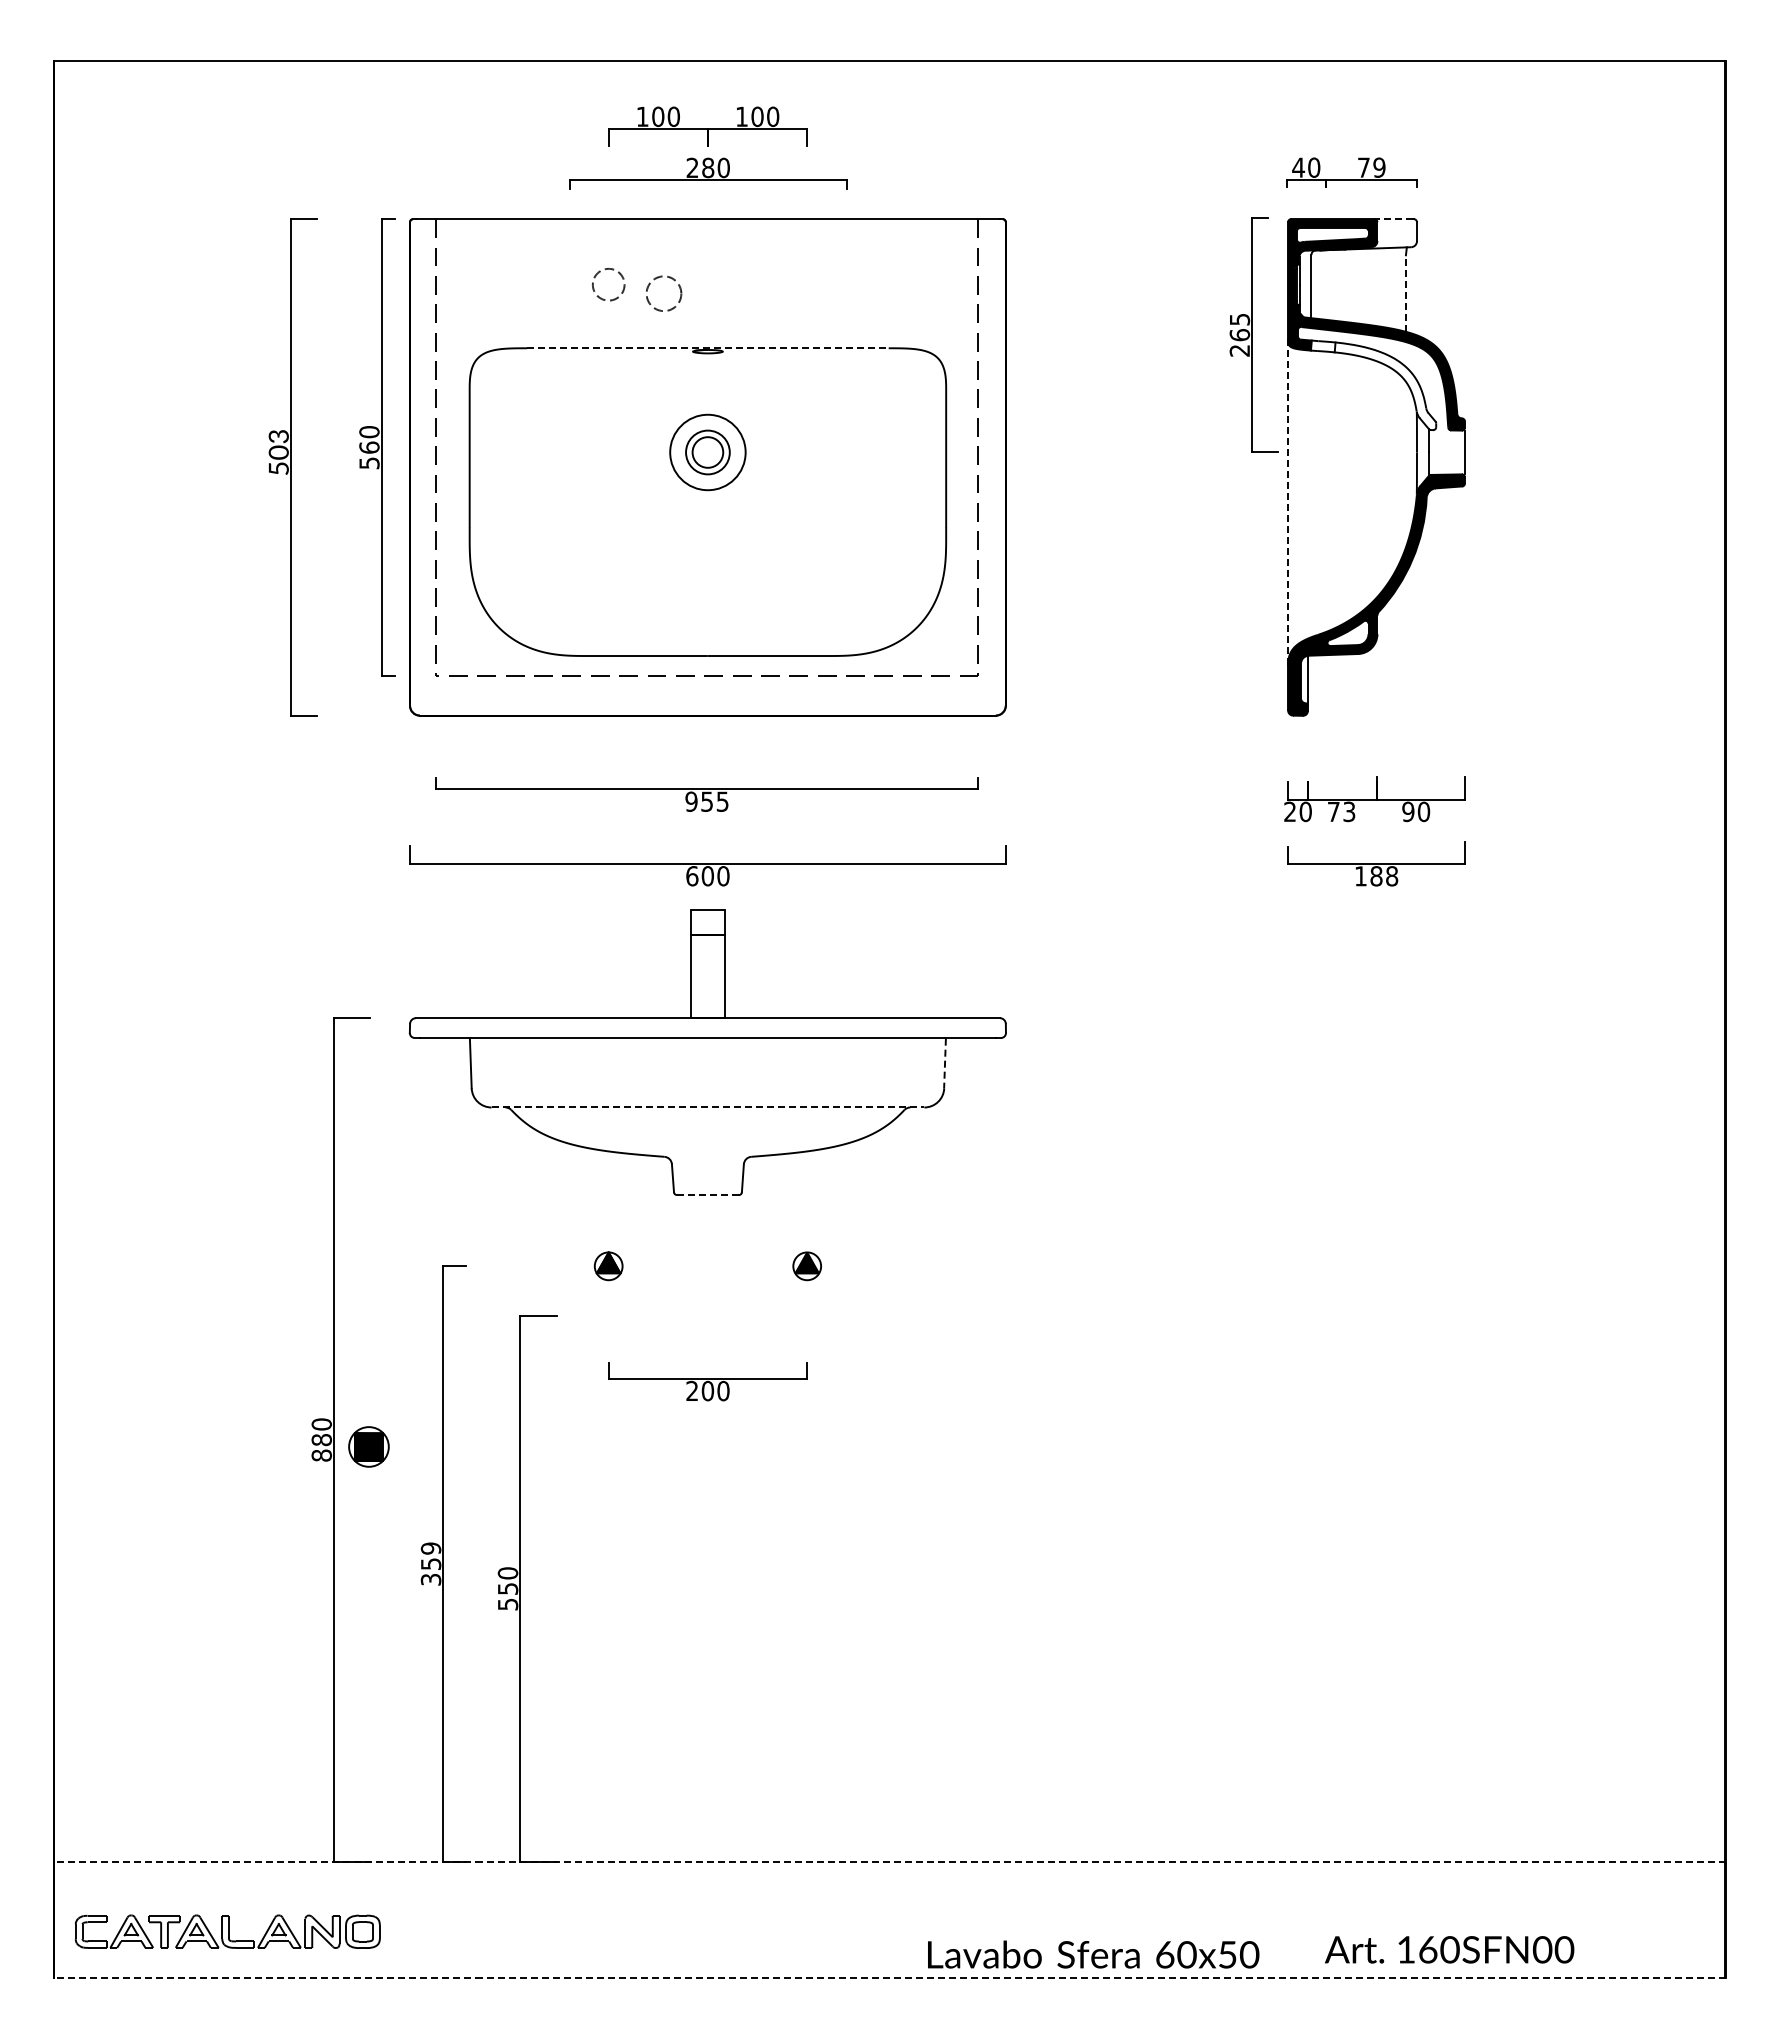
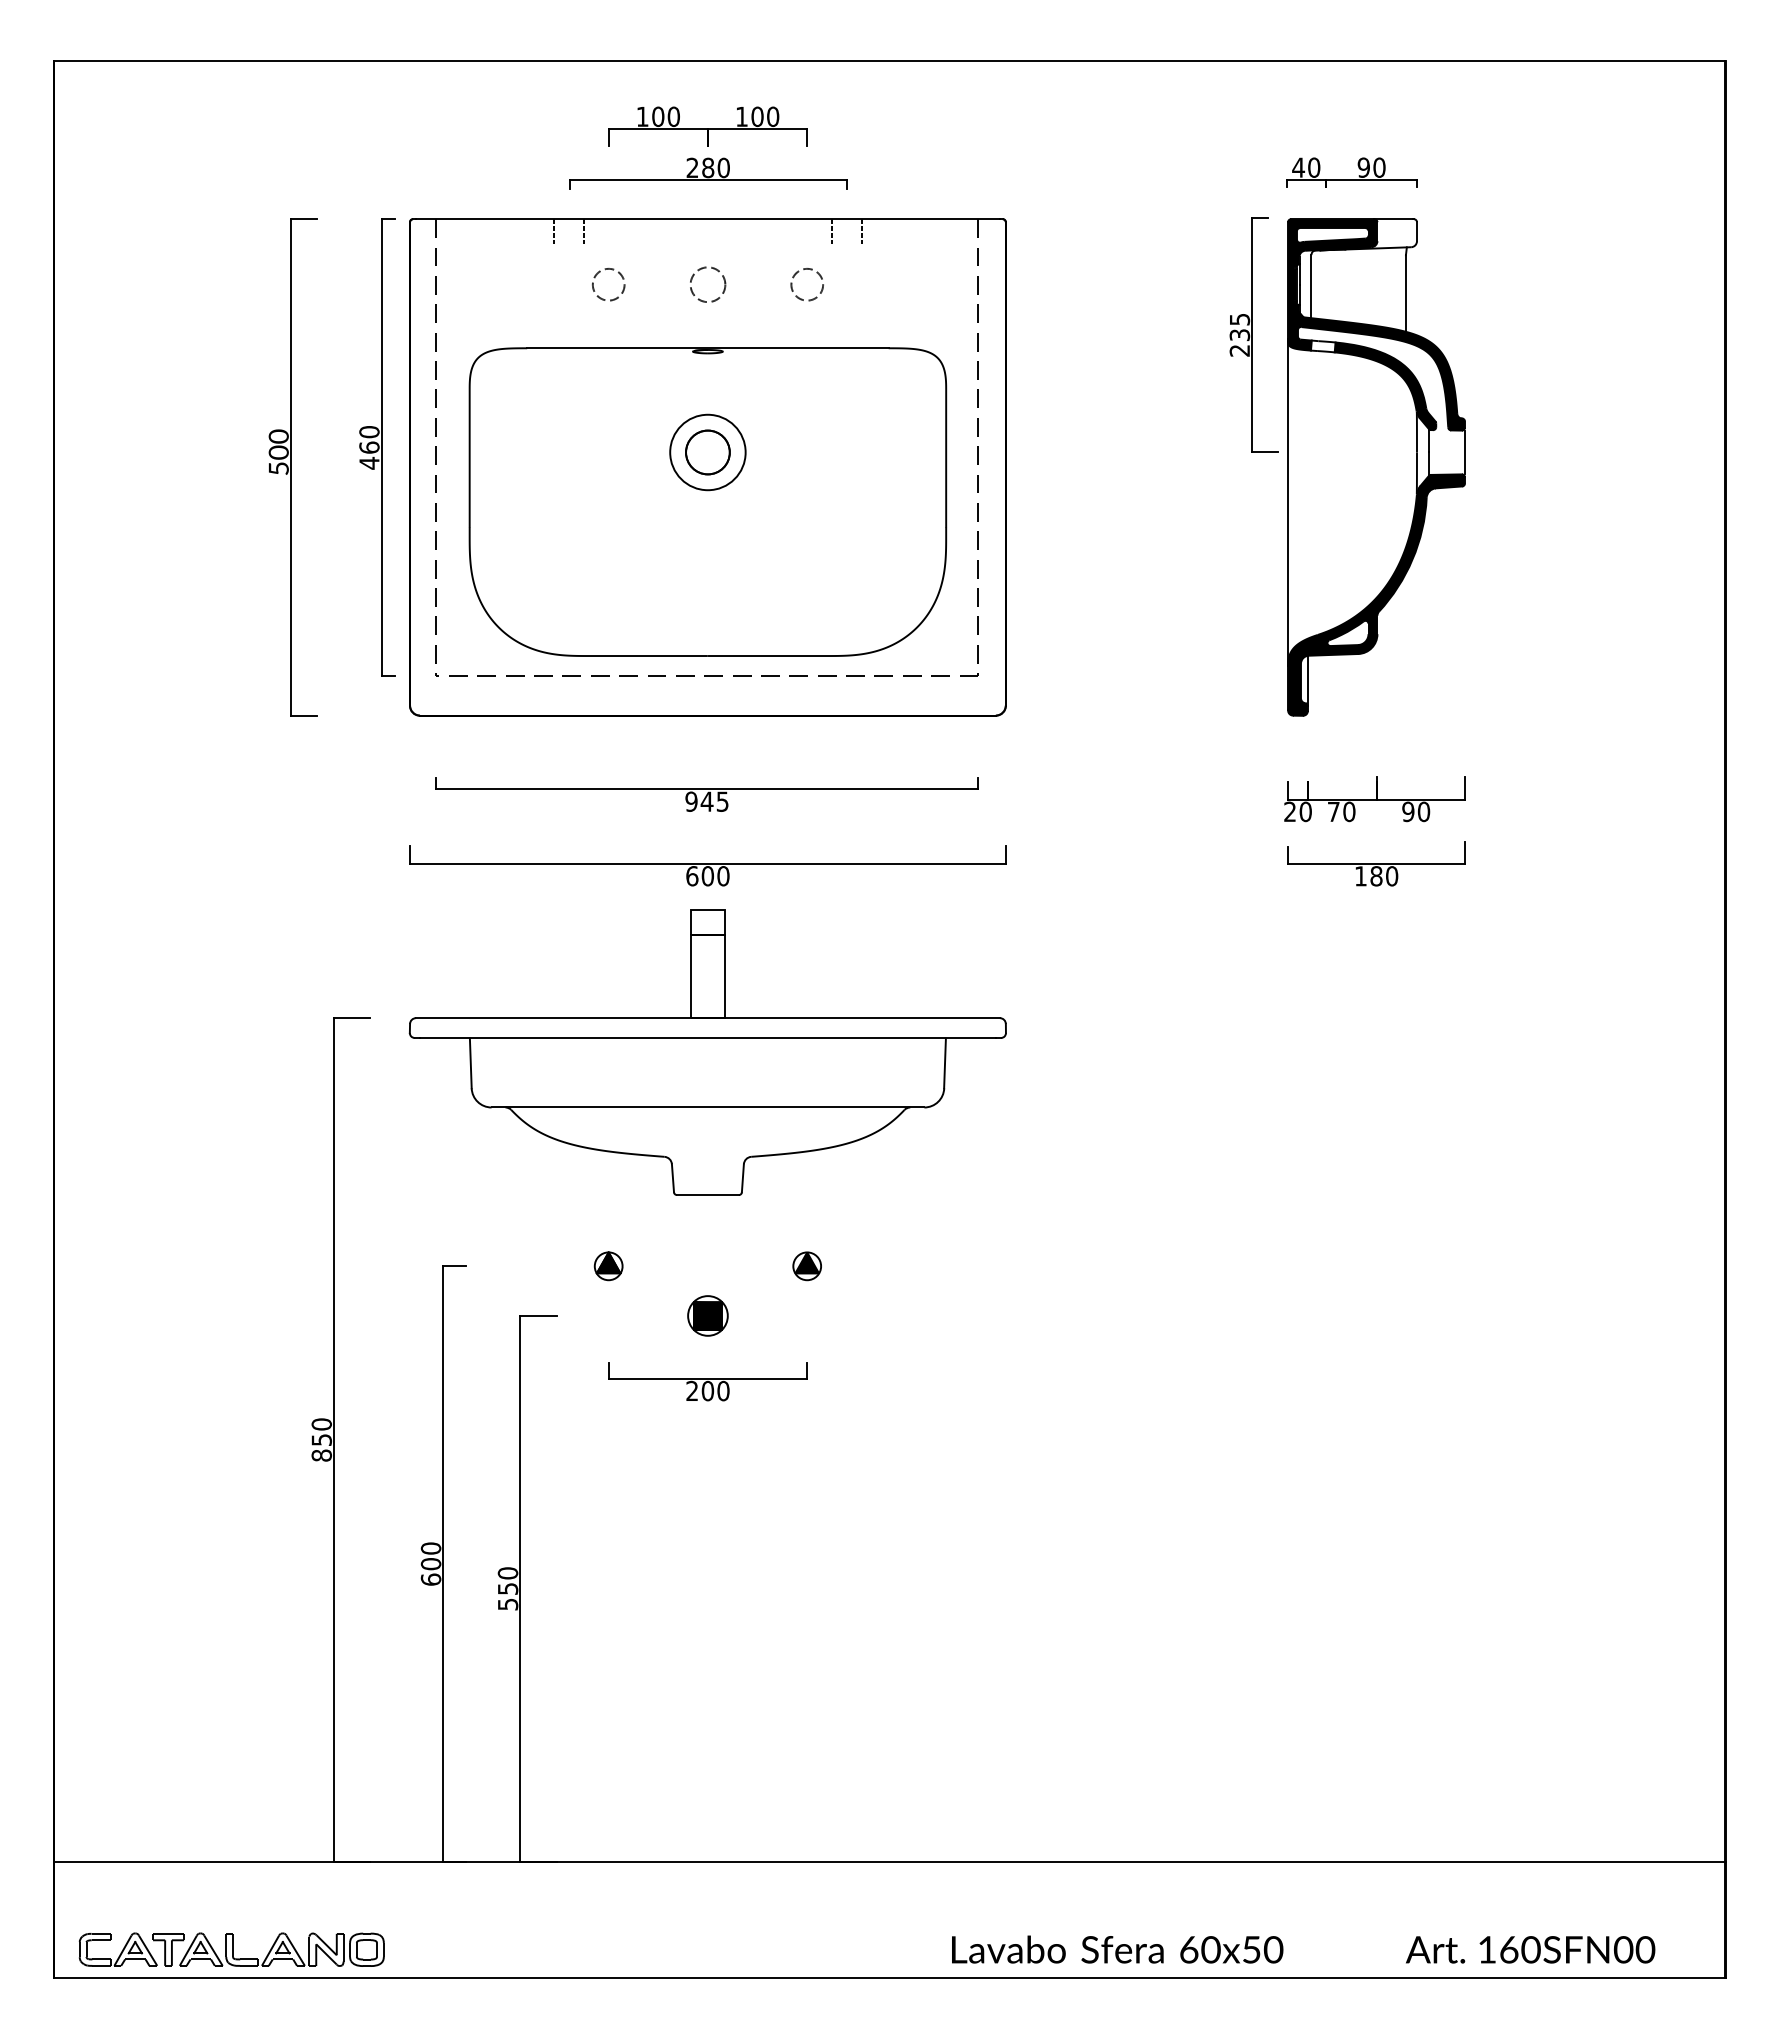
text: 79 -> 90 (1371, 167)
line: dashed -> solid (1393, 219)
line: none -> present (554, 231)
line: none -> present (583, 231)
line: none -> present (832, 231)
line: none -> present (861, 231)
circle: none -> present (806, 284)
line: dashed -> solid (1405, 292)
circle position: (664, 293) -> (708, 284) (708, 284)
text: 265 -> 235 (1239, 335)
line: dashed -> solid (707, 348)
fill: none -> present (1385, 386)
text: 503 -> 500 (278, 436)
circle diameter: 31 px -> 44 px (707, 452)
text: 560 -> 460 (369, 462)
line: dashed -> solid (1288, 503)
text: 955 -> 945 (706, 801)
text: 73 -> 70 (1349, 811)
text: 188 -> 180 (1392, 876)
line: dashed -> solid (945, 1063)
line: dashed -> solid (708, 1107)
line: dashed -> solid (707, 1195)
text: 880 -> 850 (321, 1440)
part position: (368, 1446) -> (707, 1315) (707, 1315)
text: 359 -> 600 (430, 1563)
line: dashed -> solid (889, 1861)
part position: (227, 1931) -> (231, 1949) (231, 1949)
text position: (1449, 1949) -> (1530, 1949) (1530, 1949)
text position: (1093, 1954) -> (1117, 1949) (1117, 1949)
line: dashed -> solid (889, 1977)
